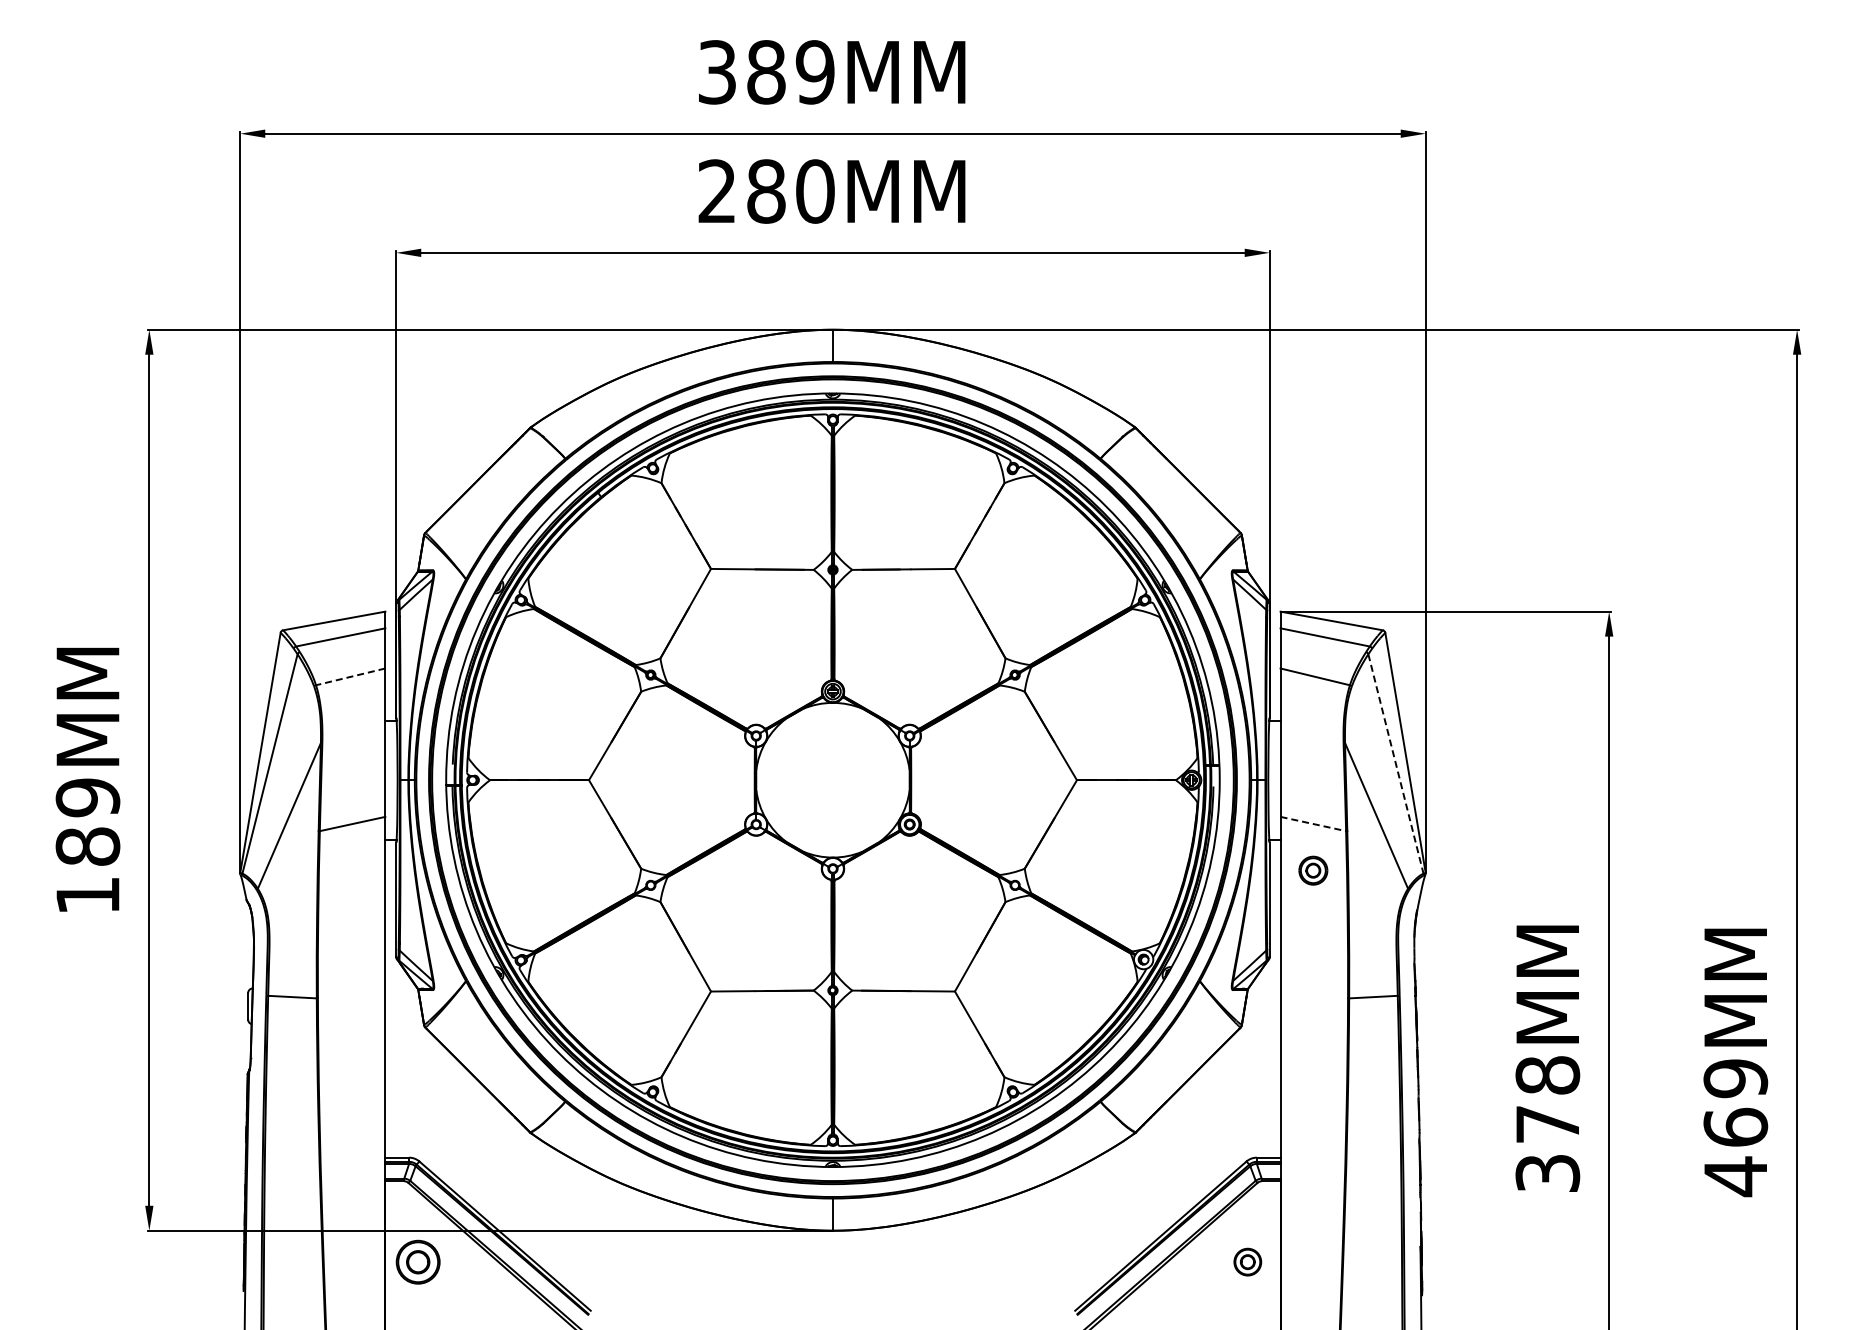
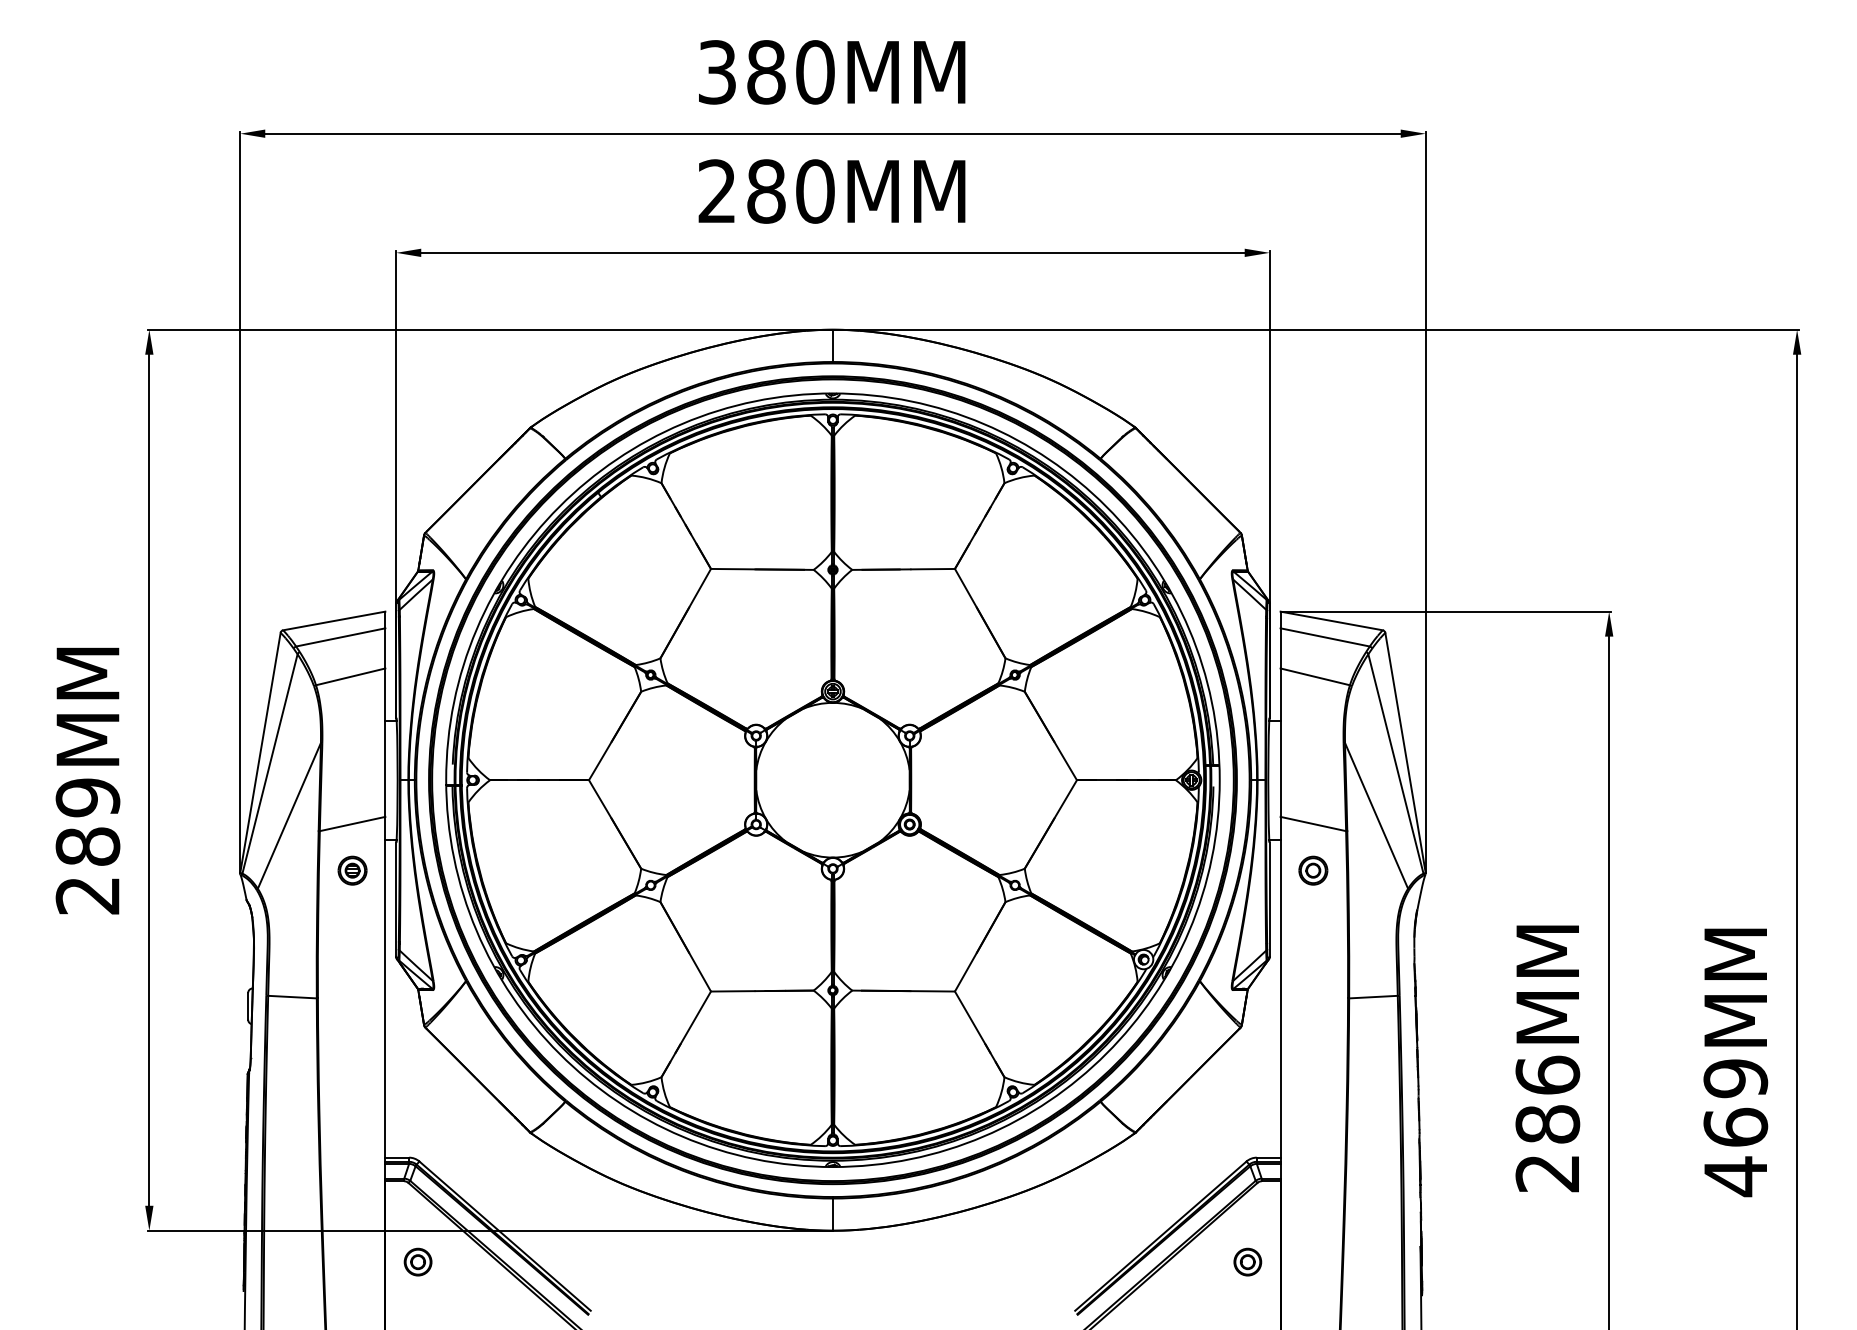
text: 389MM -> 380MM (814, 72)
line: dashed -> solid (350, 676)
line: dashed -> solid (1396, 764)
line: dashed -> solid (1313, 824)
part: none -> present (352, 870)
text: 189MM -> 289MM (87, 896)
text: 378MM -> 286MM (1547, 1123)
part size: 46x46 px -> 30x30 px (417, 1261)
